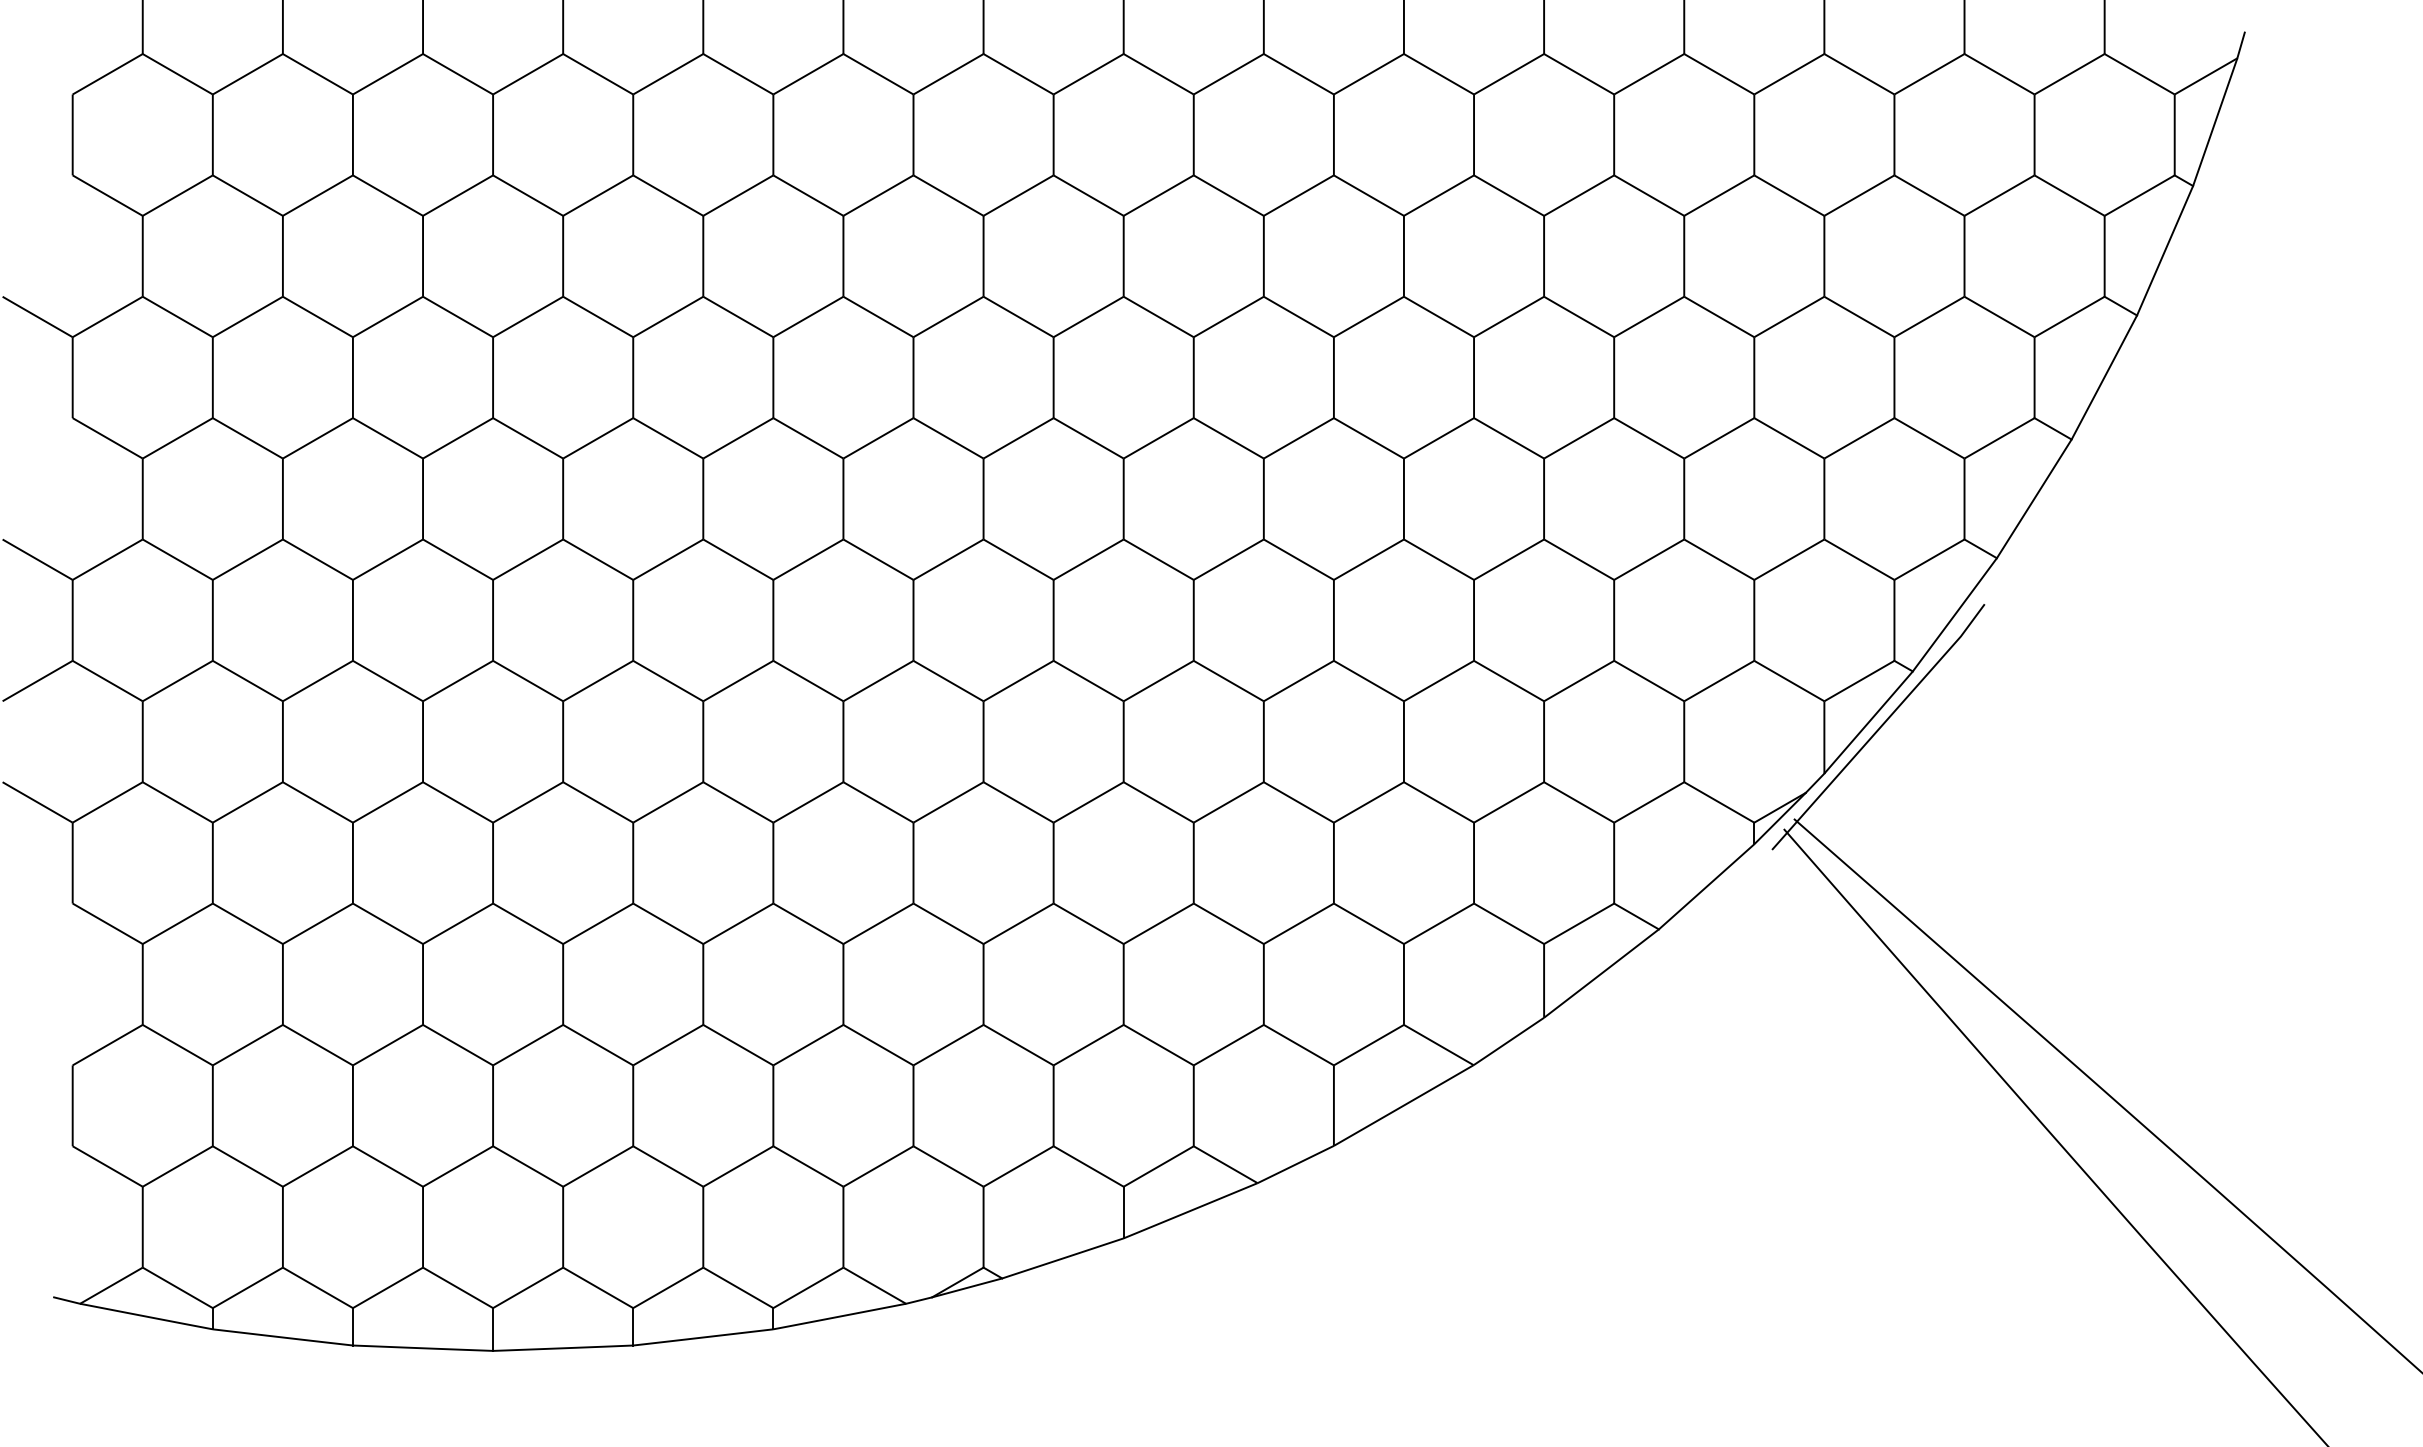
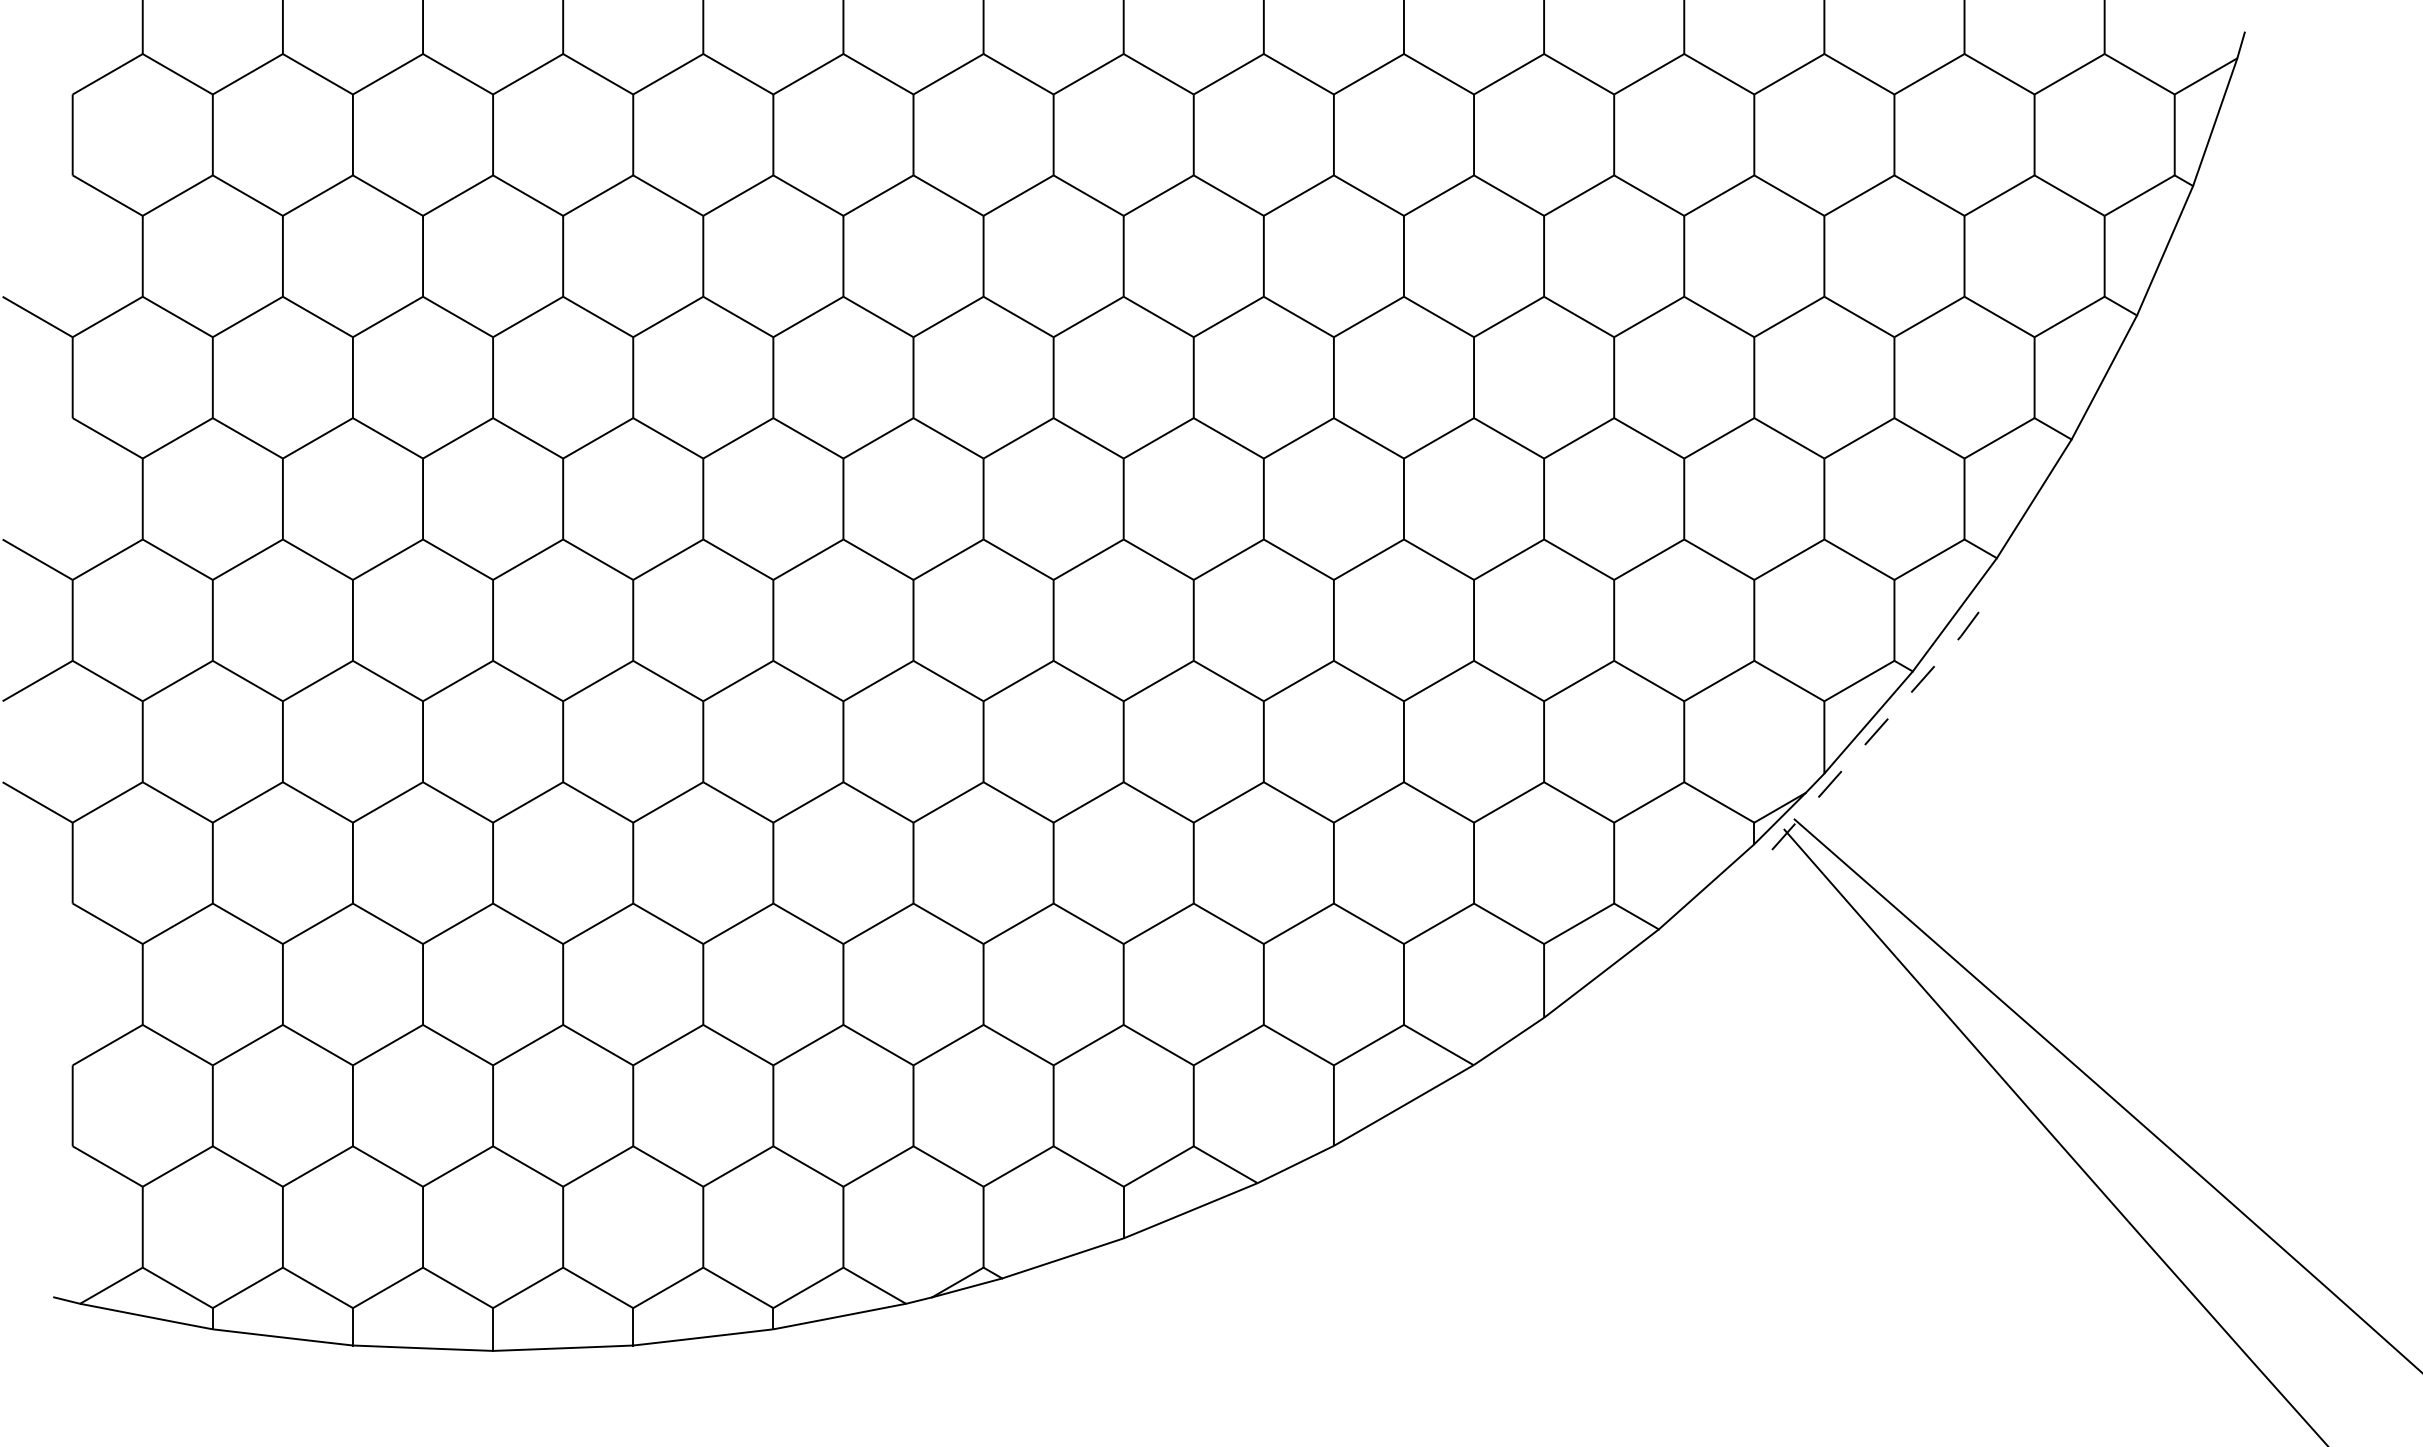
line: solid -> dashed (1880, 727)
